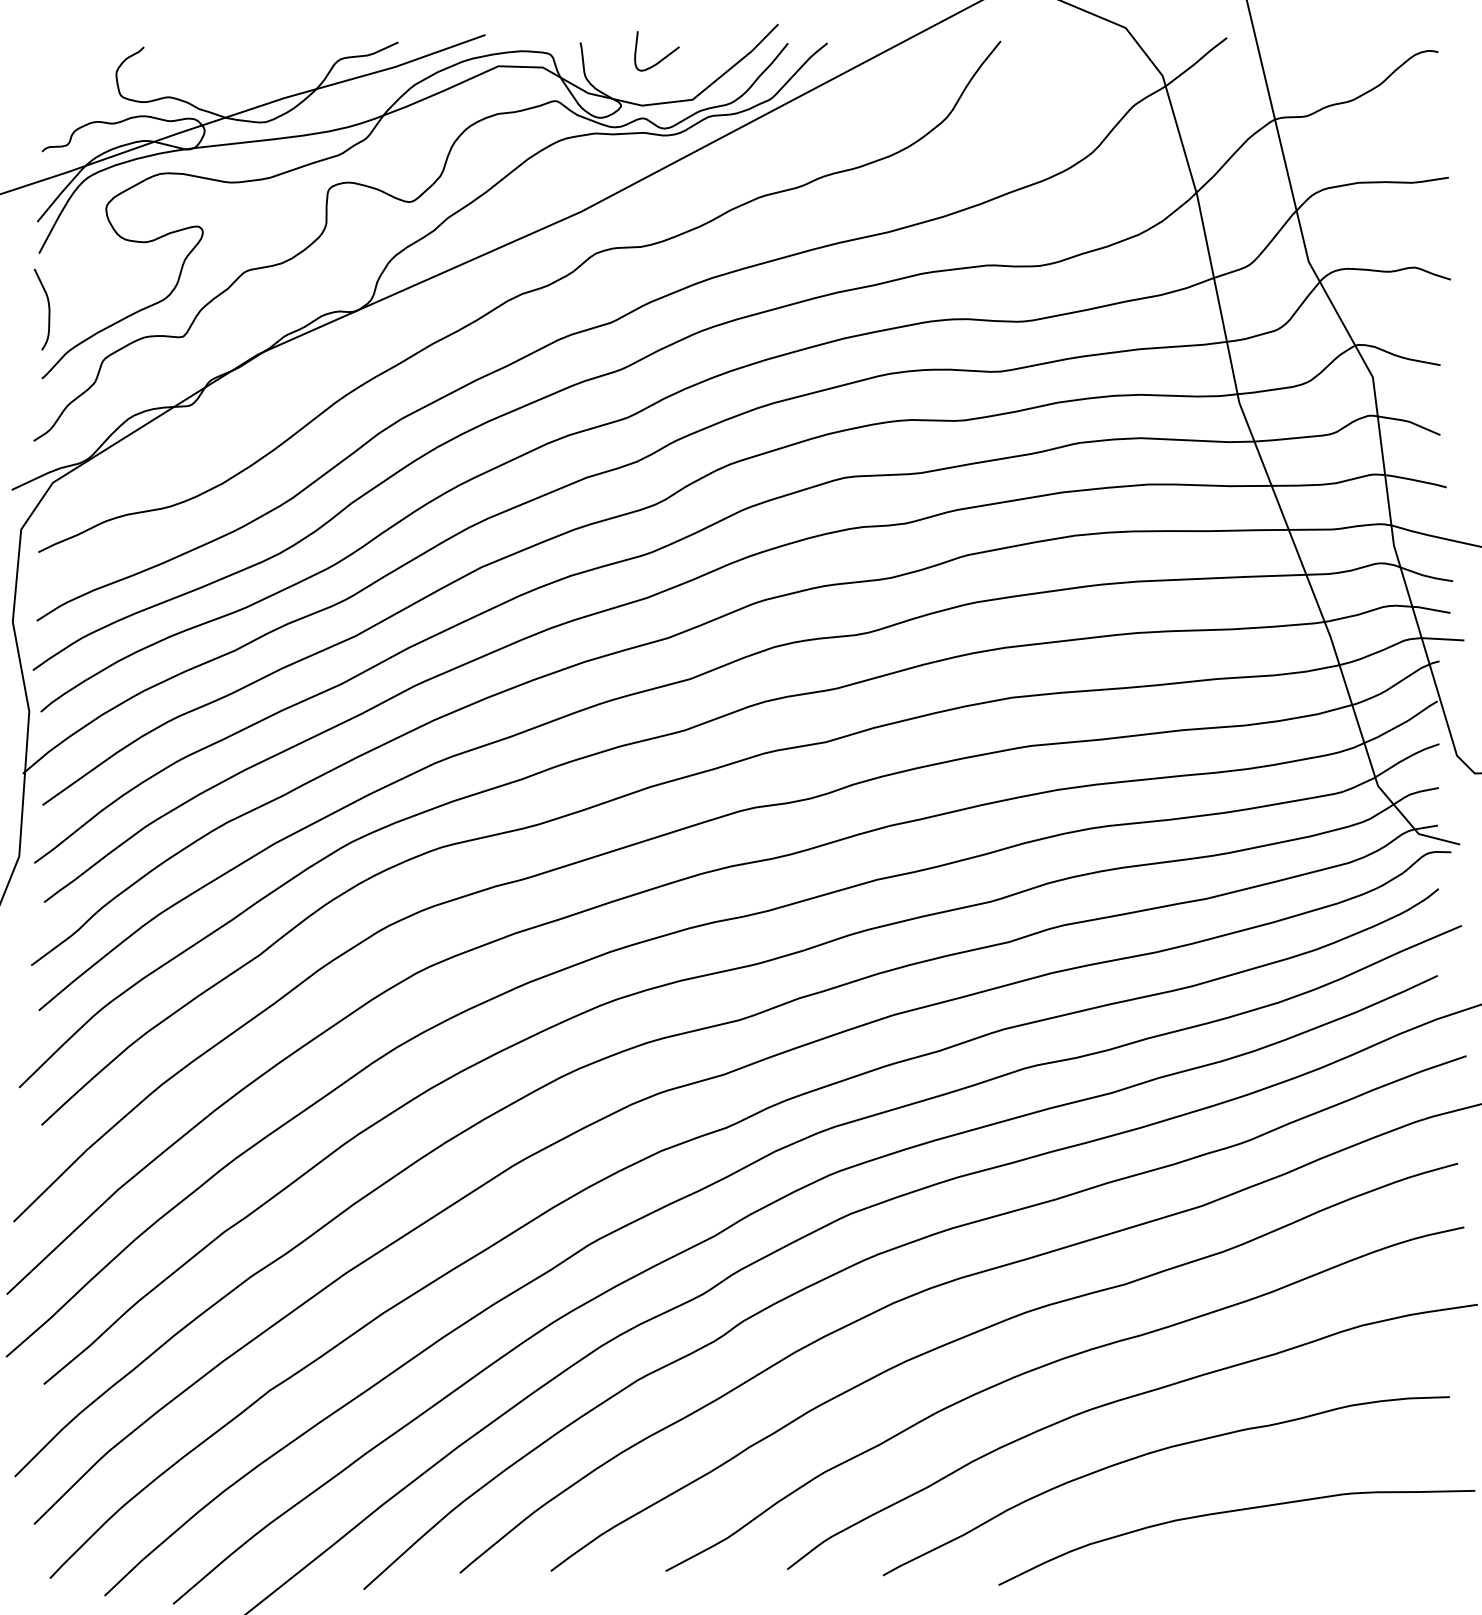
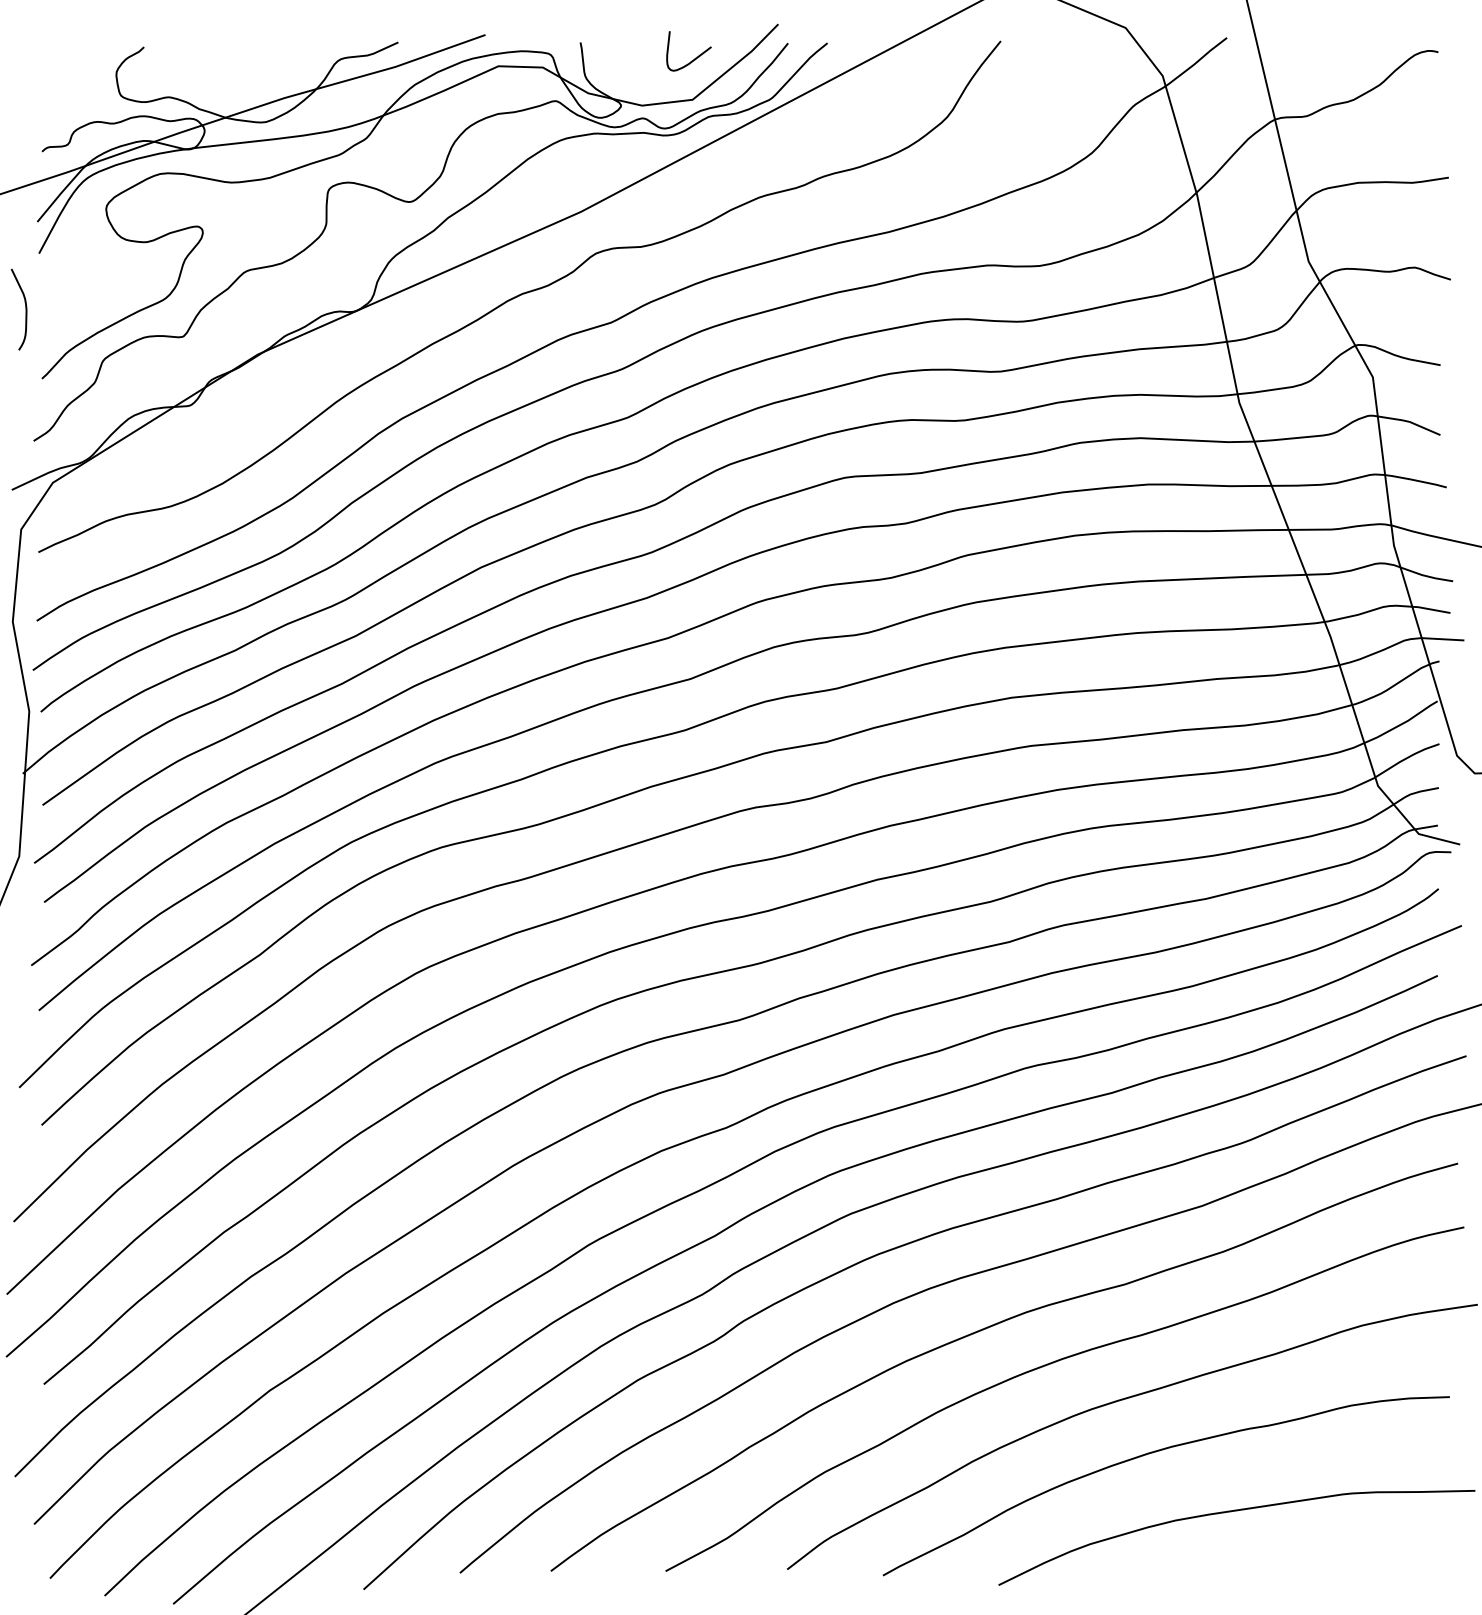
curve position: (663, 57) -> (695, 57) (695, 57)
curve position: (48, 309) -> (25, 309) (25, 309)
